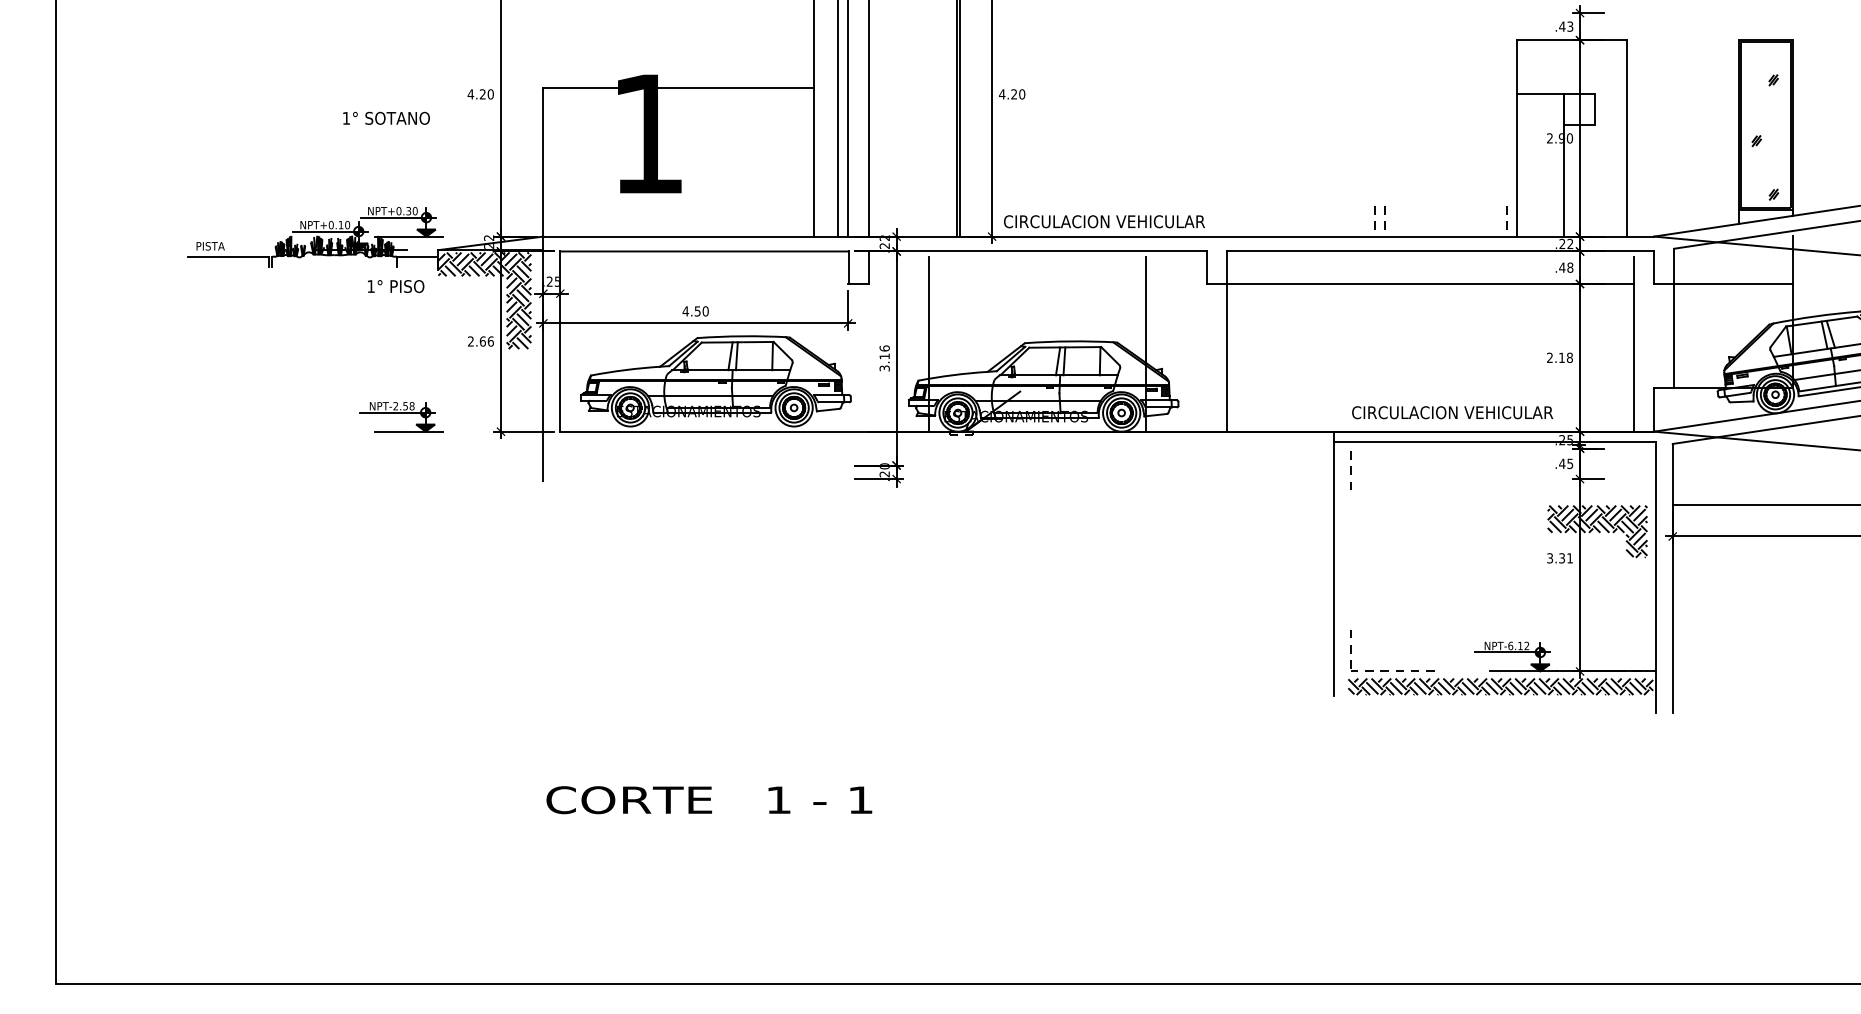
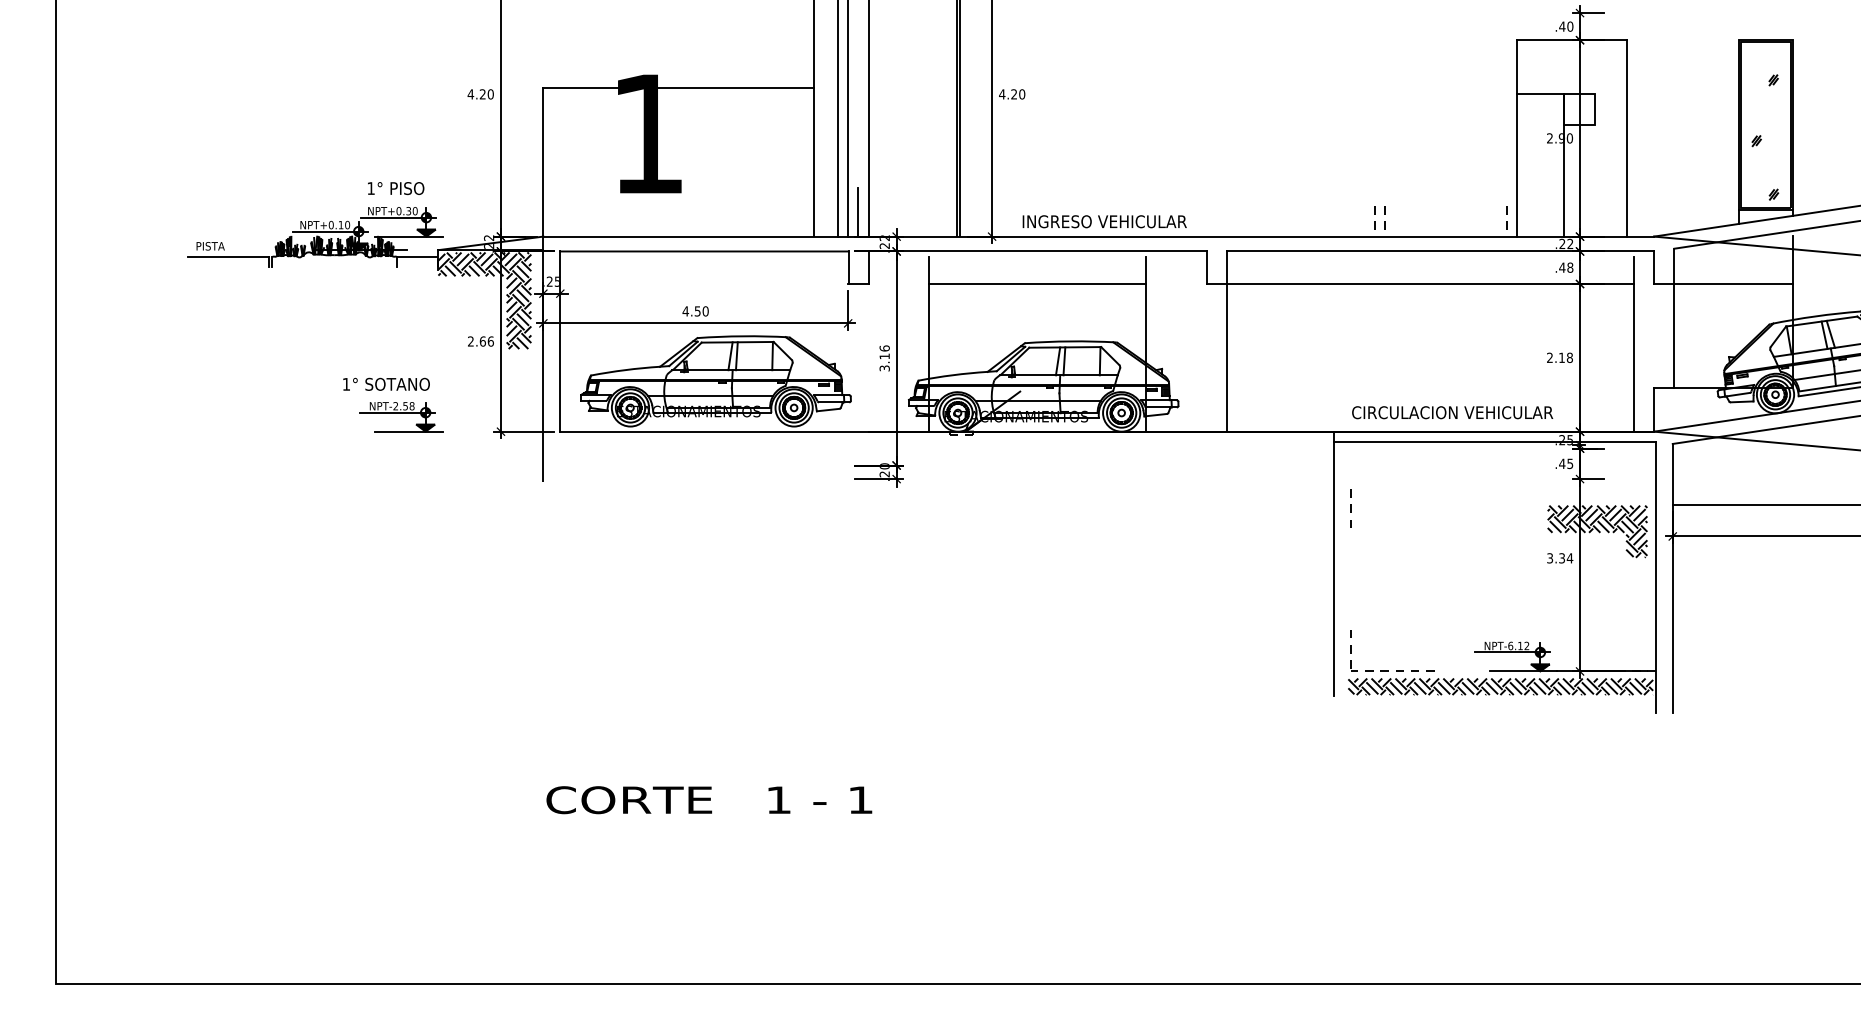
text: .43 -> .40 (1570, 26)
text position: (386, 117) -> (386, 383) (386, 383)
line: none -> present (858, 212)
text: CIRCULACION VEHICULAR -> INGRESO VEHICULAR (1104, 221)
line: none -> present (1037, 284)
text position: (396, 286) -> (396, 188) (396, 188)
line position: (1350, 470) -> (1350, 508) (1350, 508)
text: 3.31 -> 3.34 (1569, 558)
